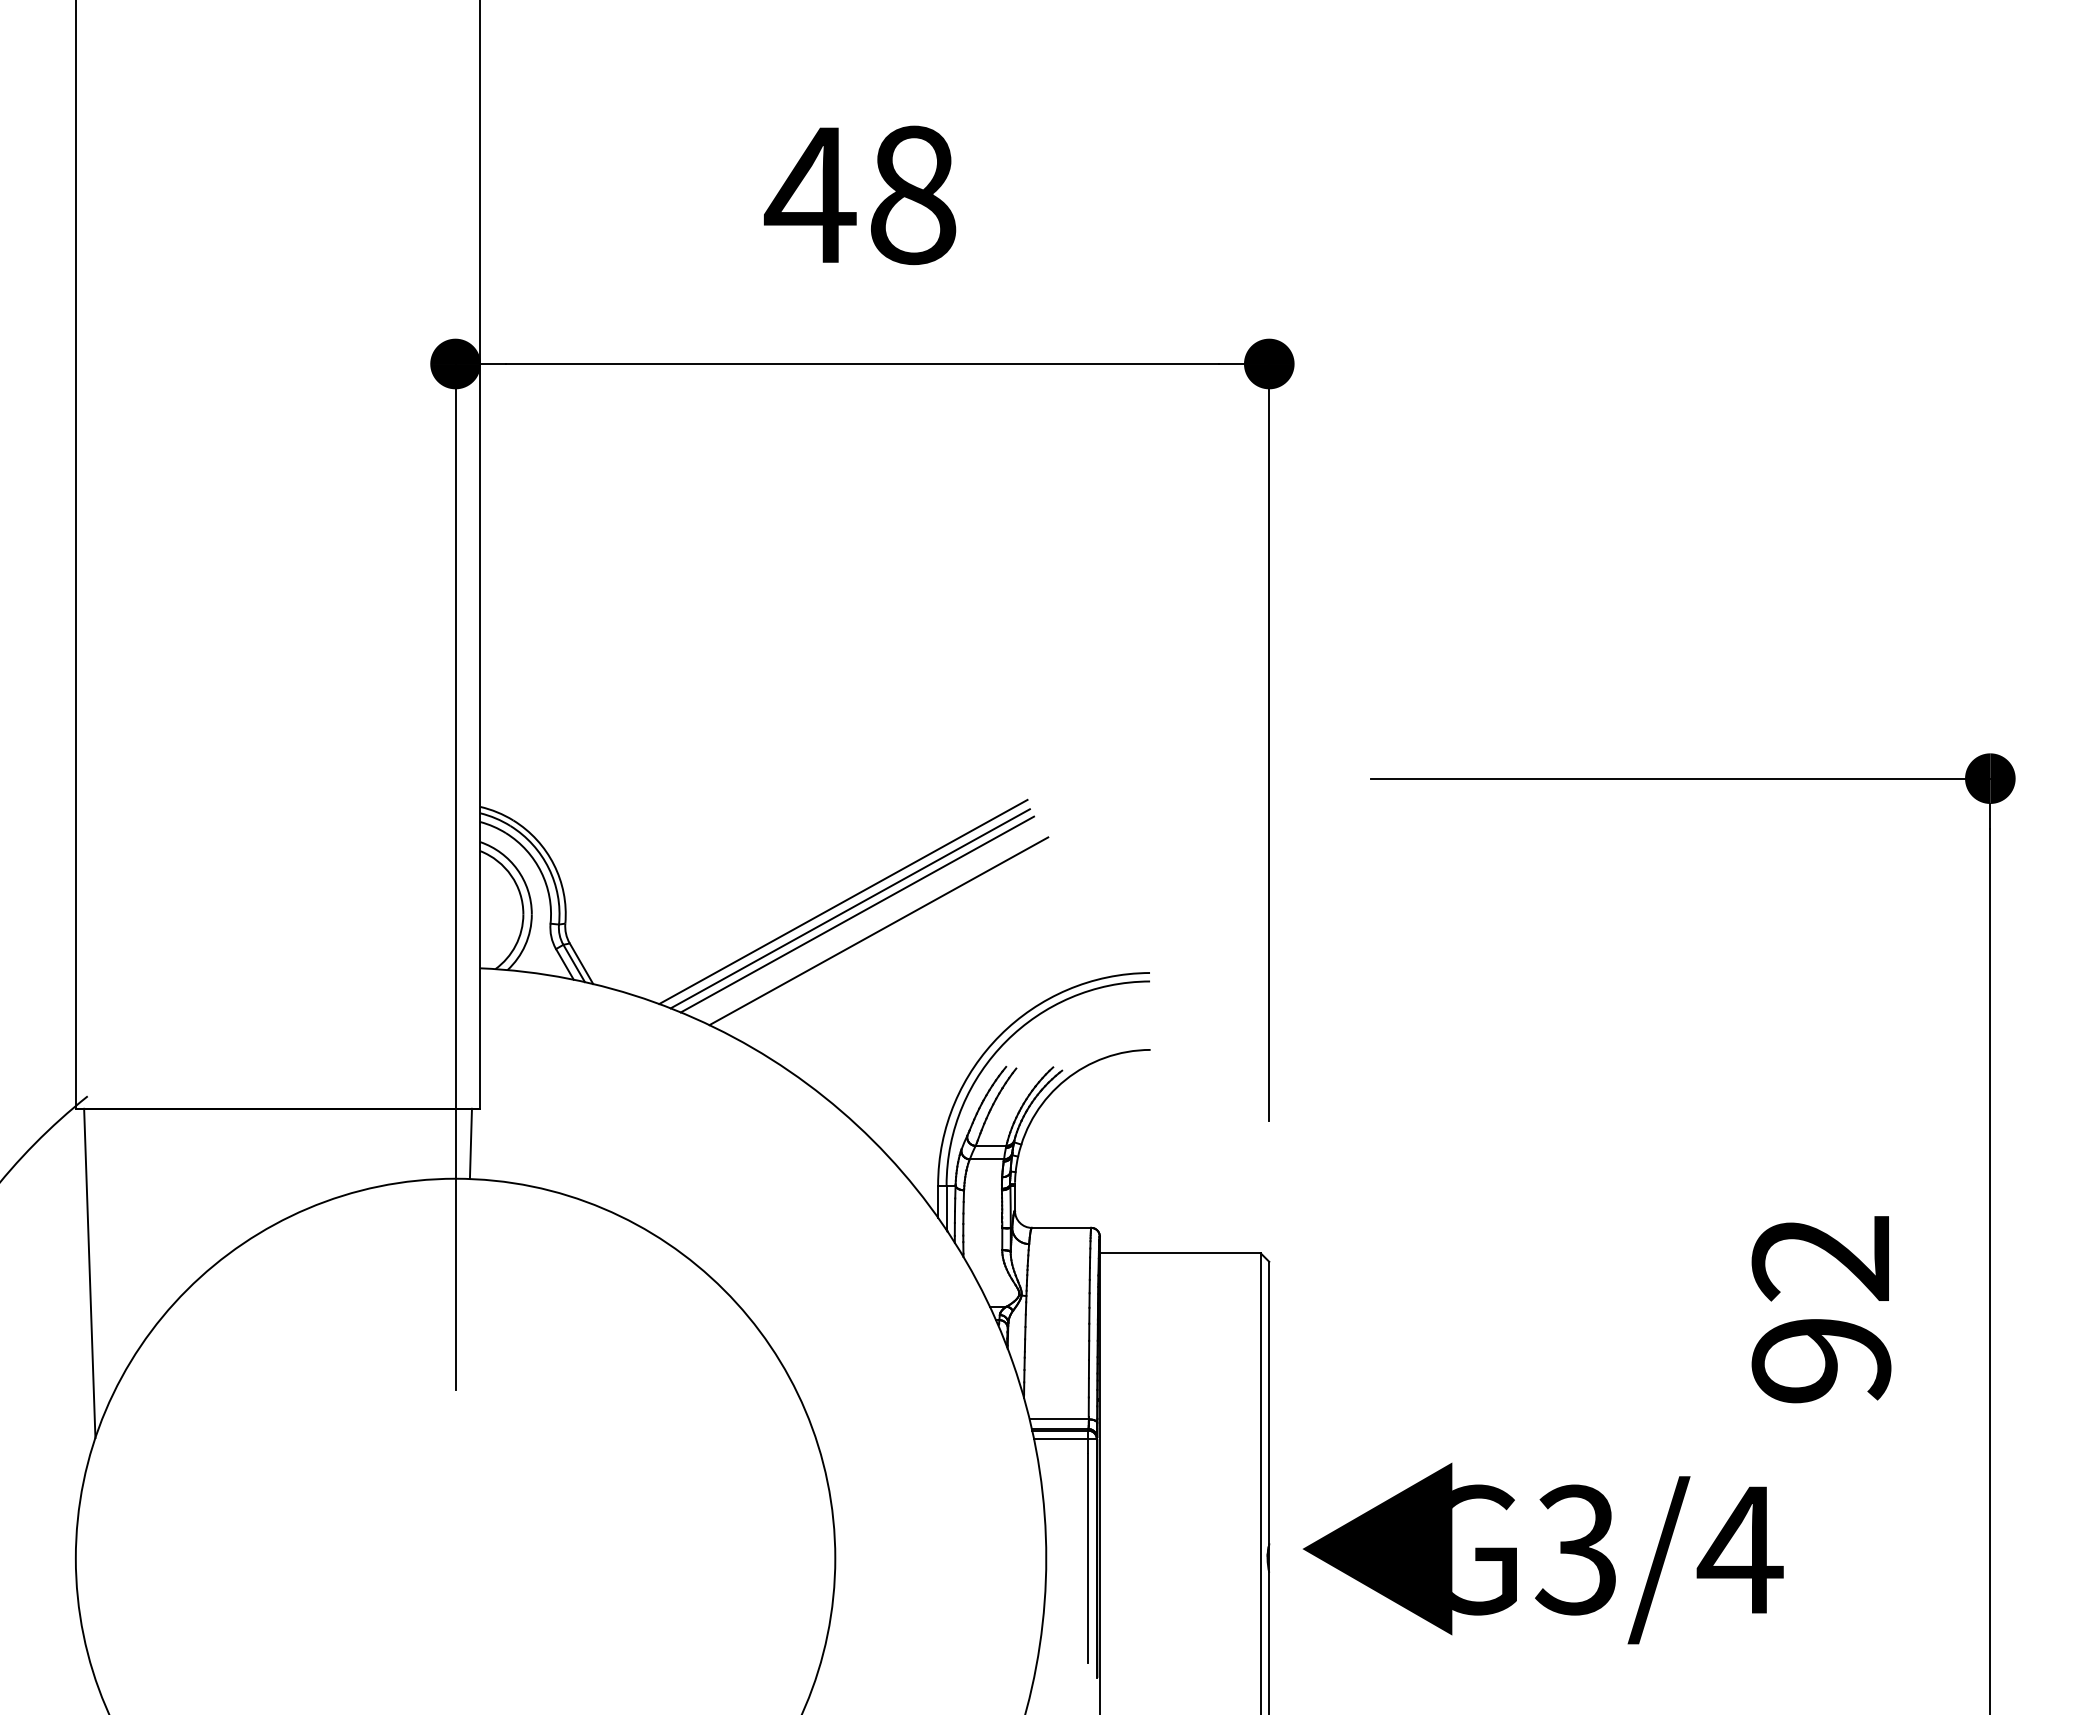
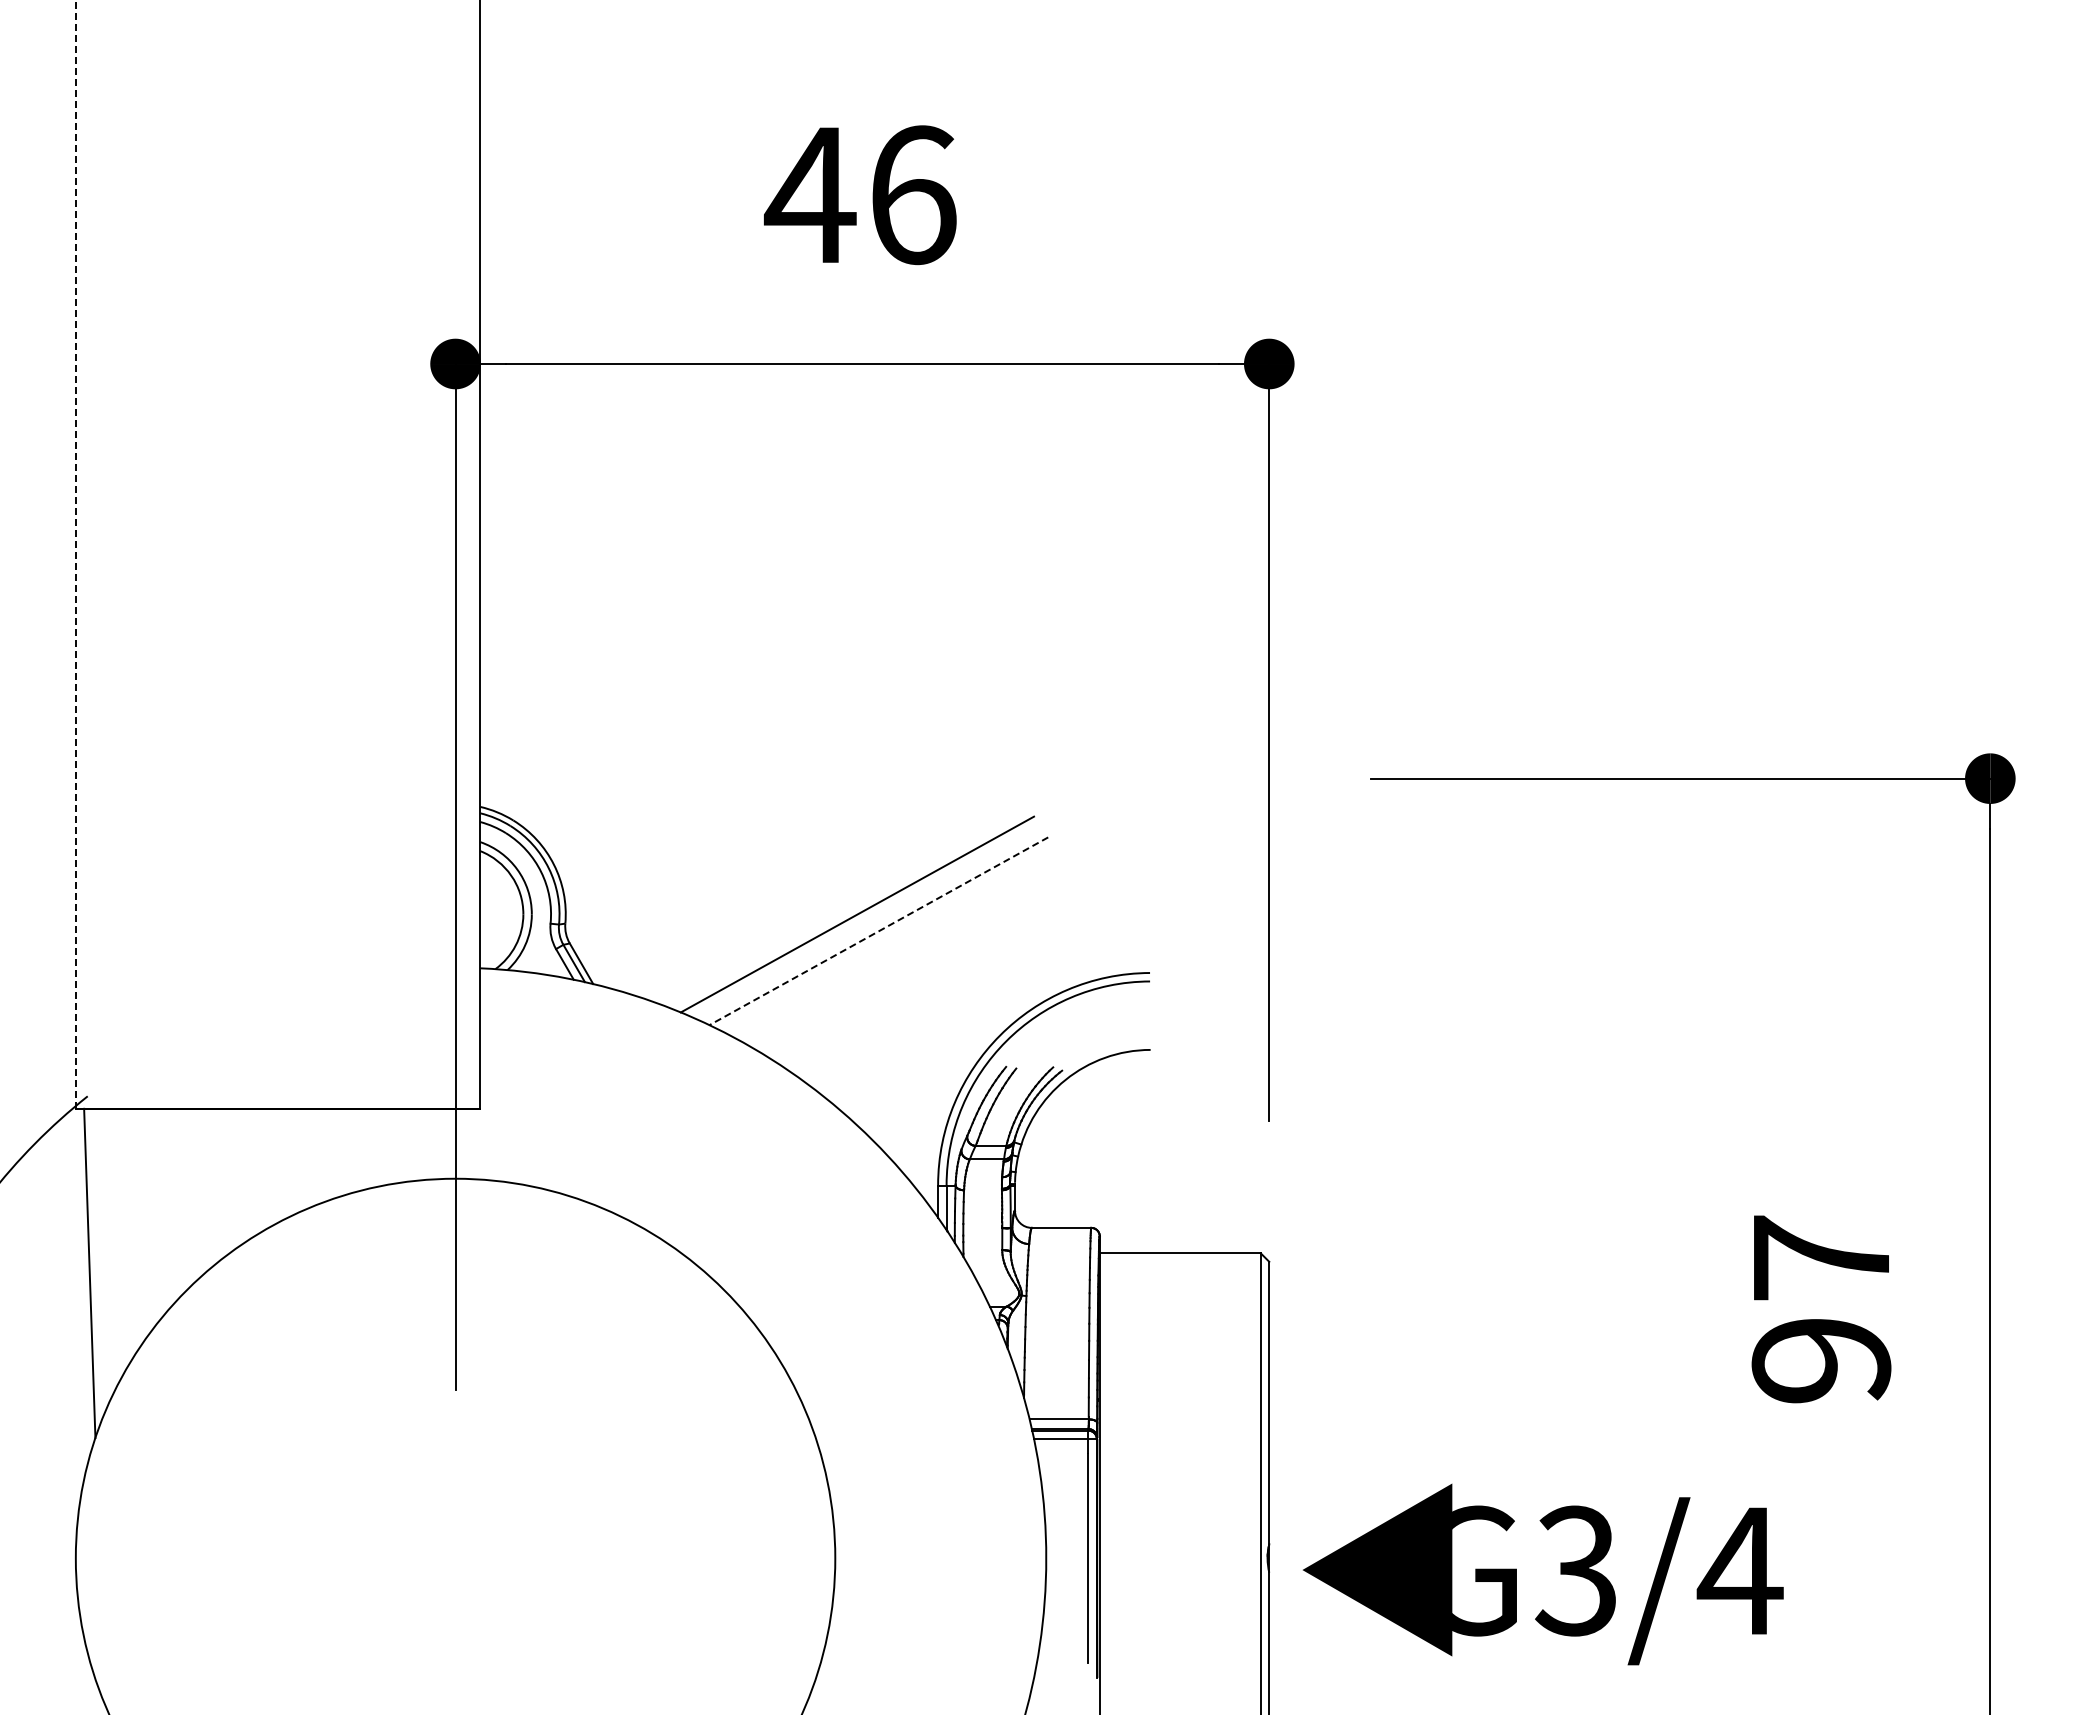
text: 48 -> 46 (913, 195)
line: solid -> dashed (75, 554)
line: present -> none (843, 901)
line: present -> none (849, 908)
line: solid -> dashed (878, 931)
line: present -> none (470, 1143)
text: 92 -> 97 (1819, 1258)
text position: (1542, 1553) -> (1542, 1574) (1542, 1574)
